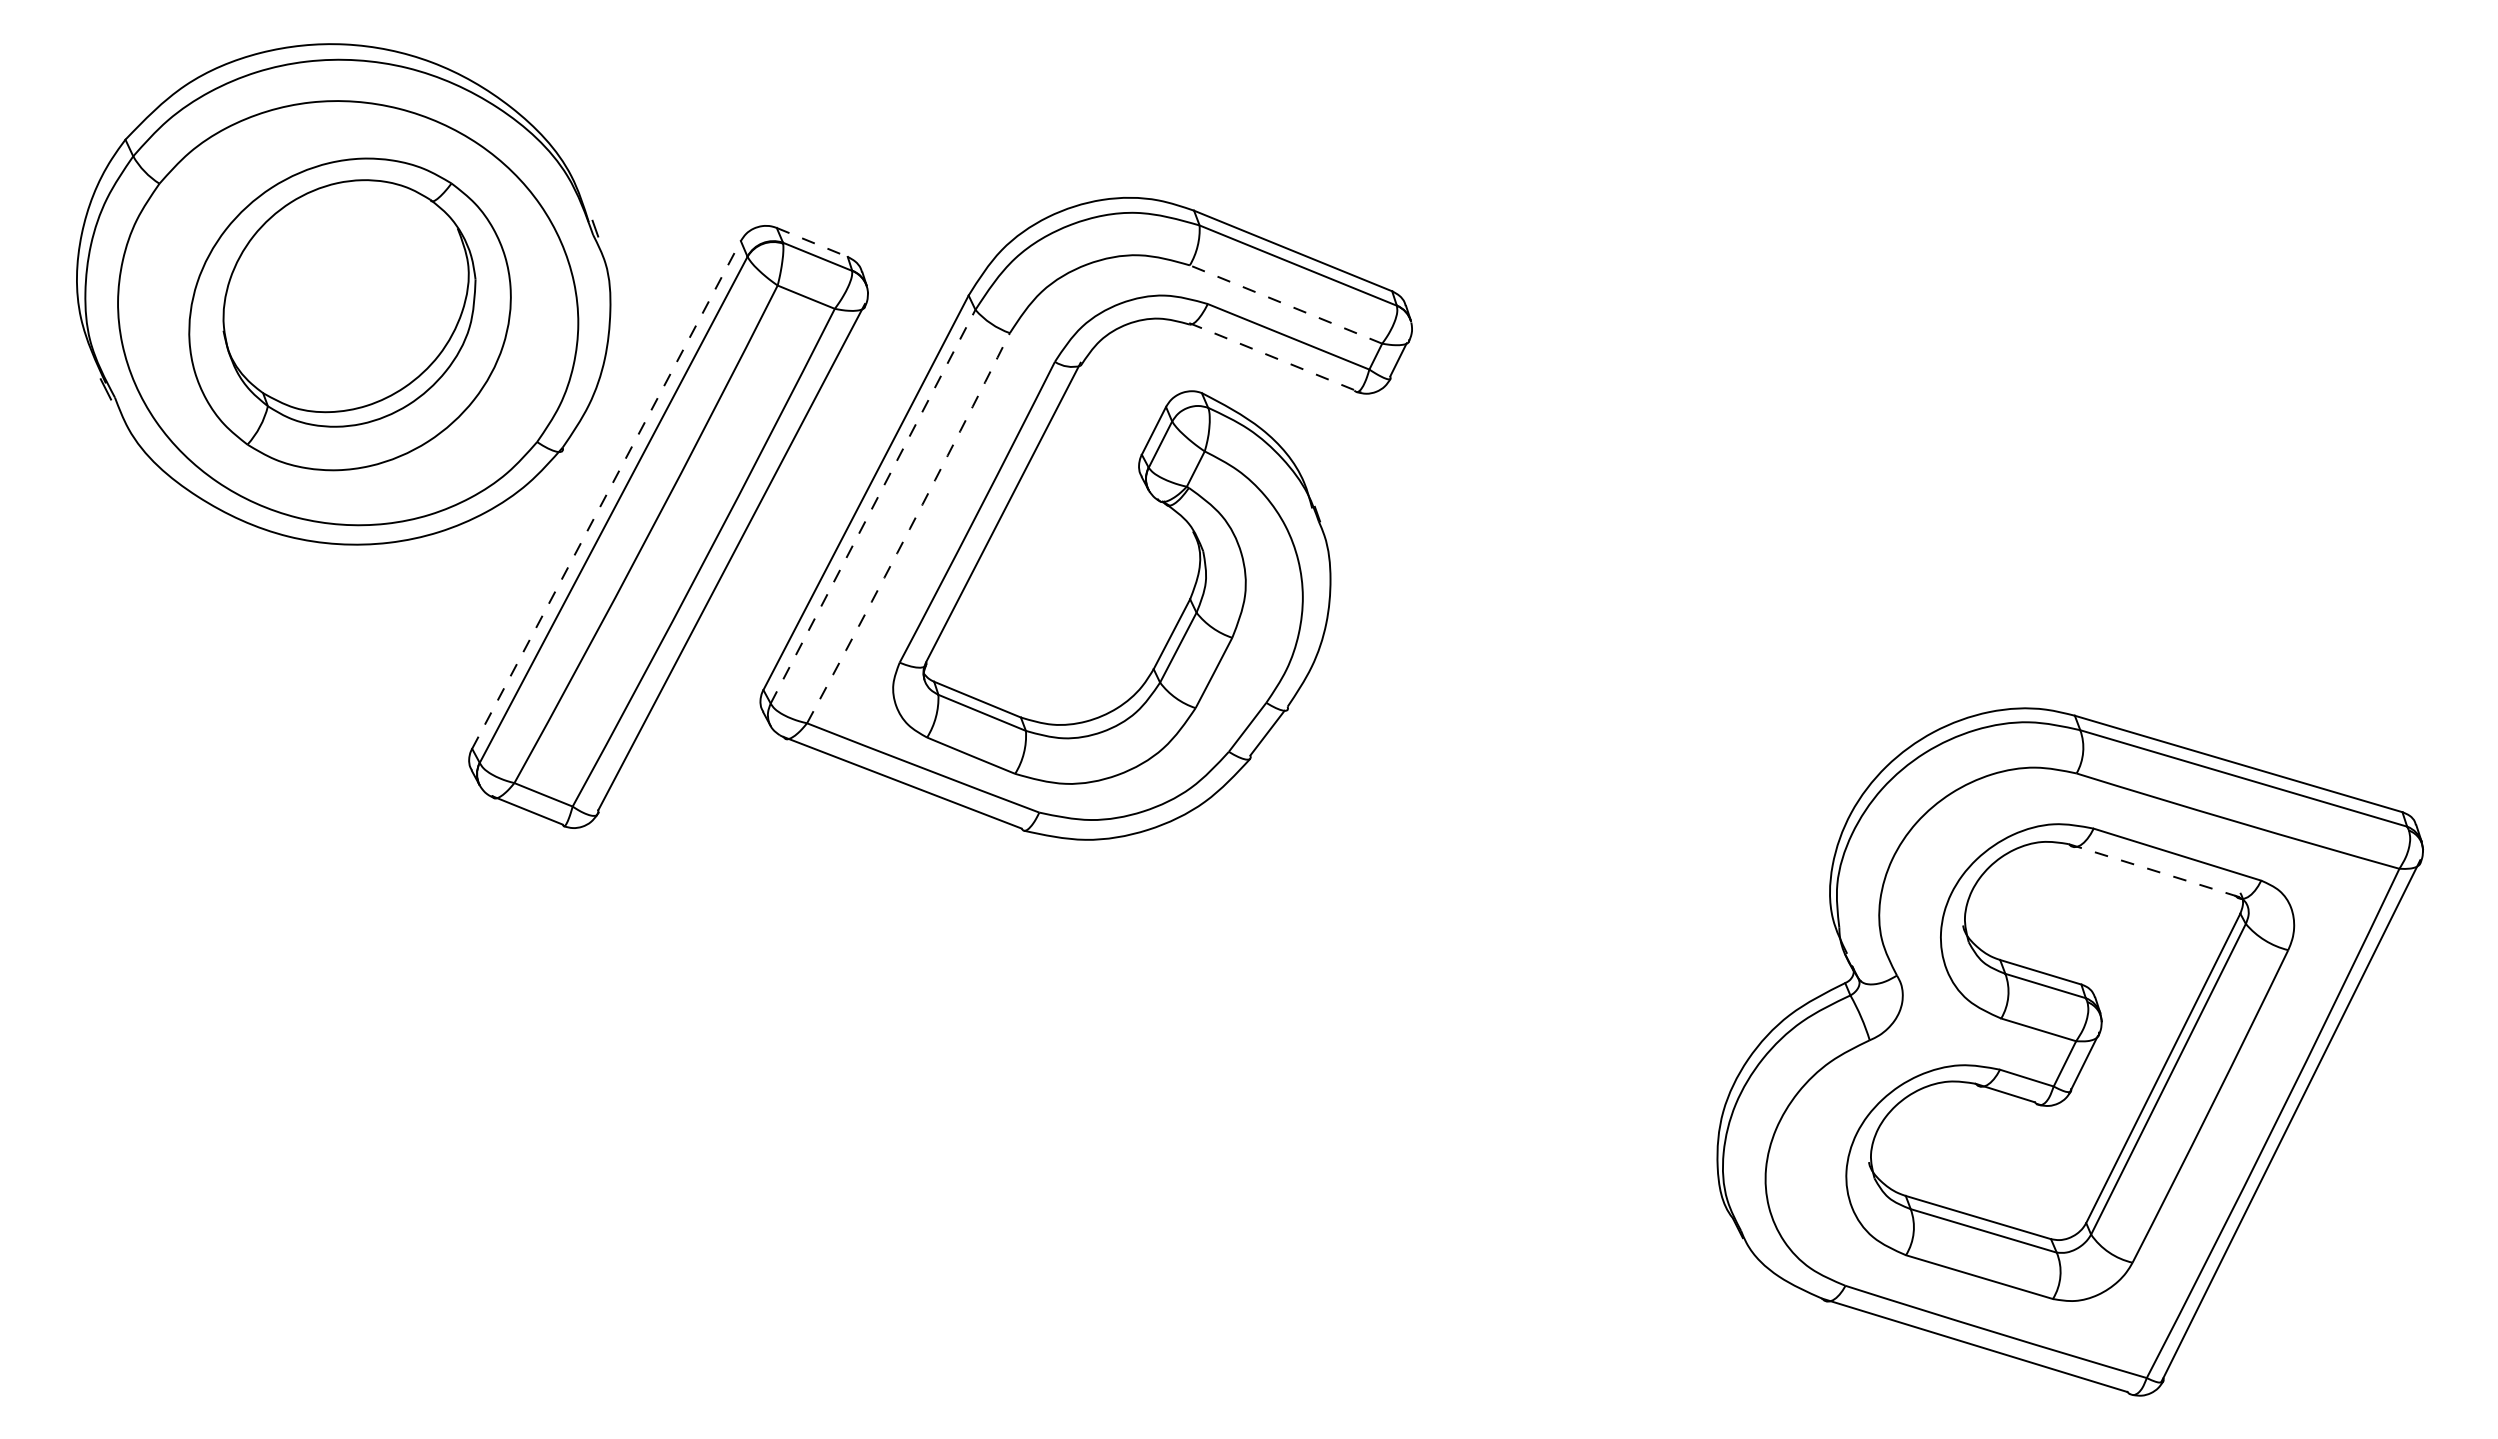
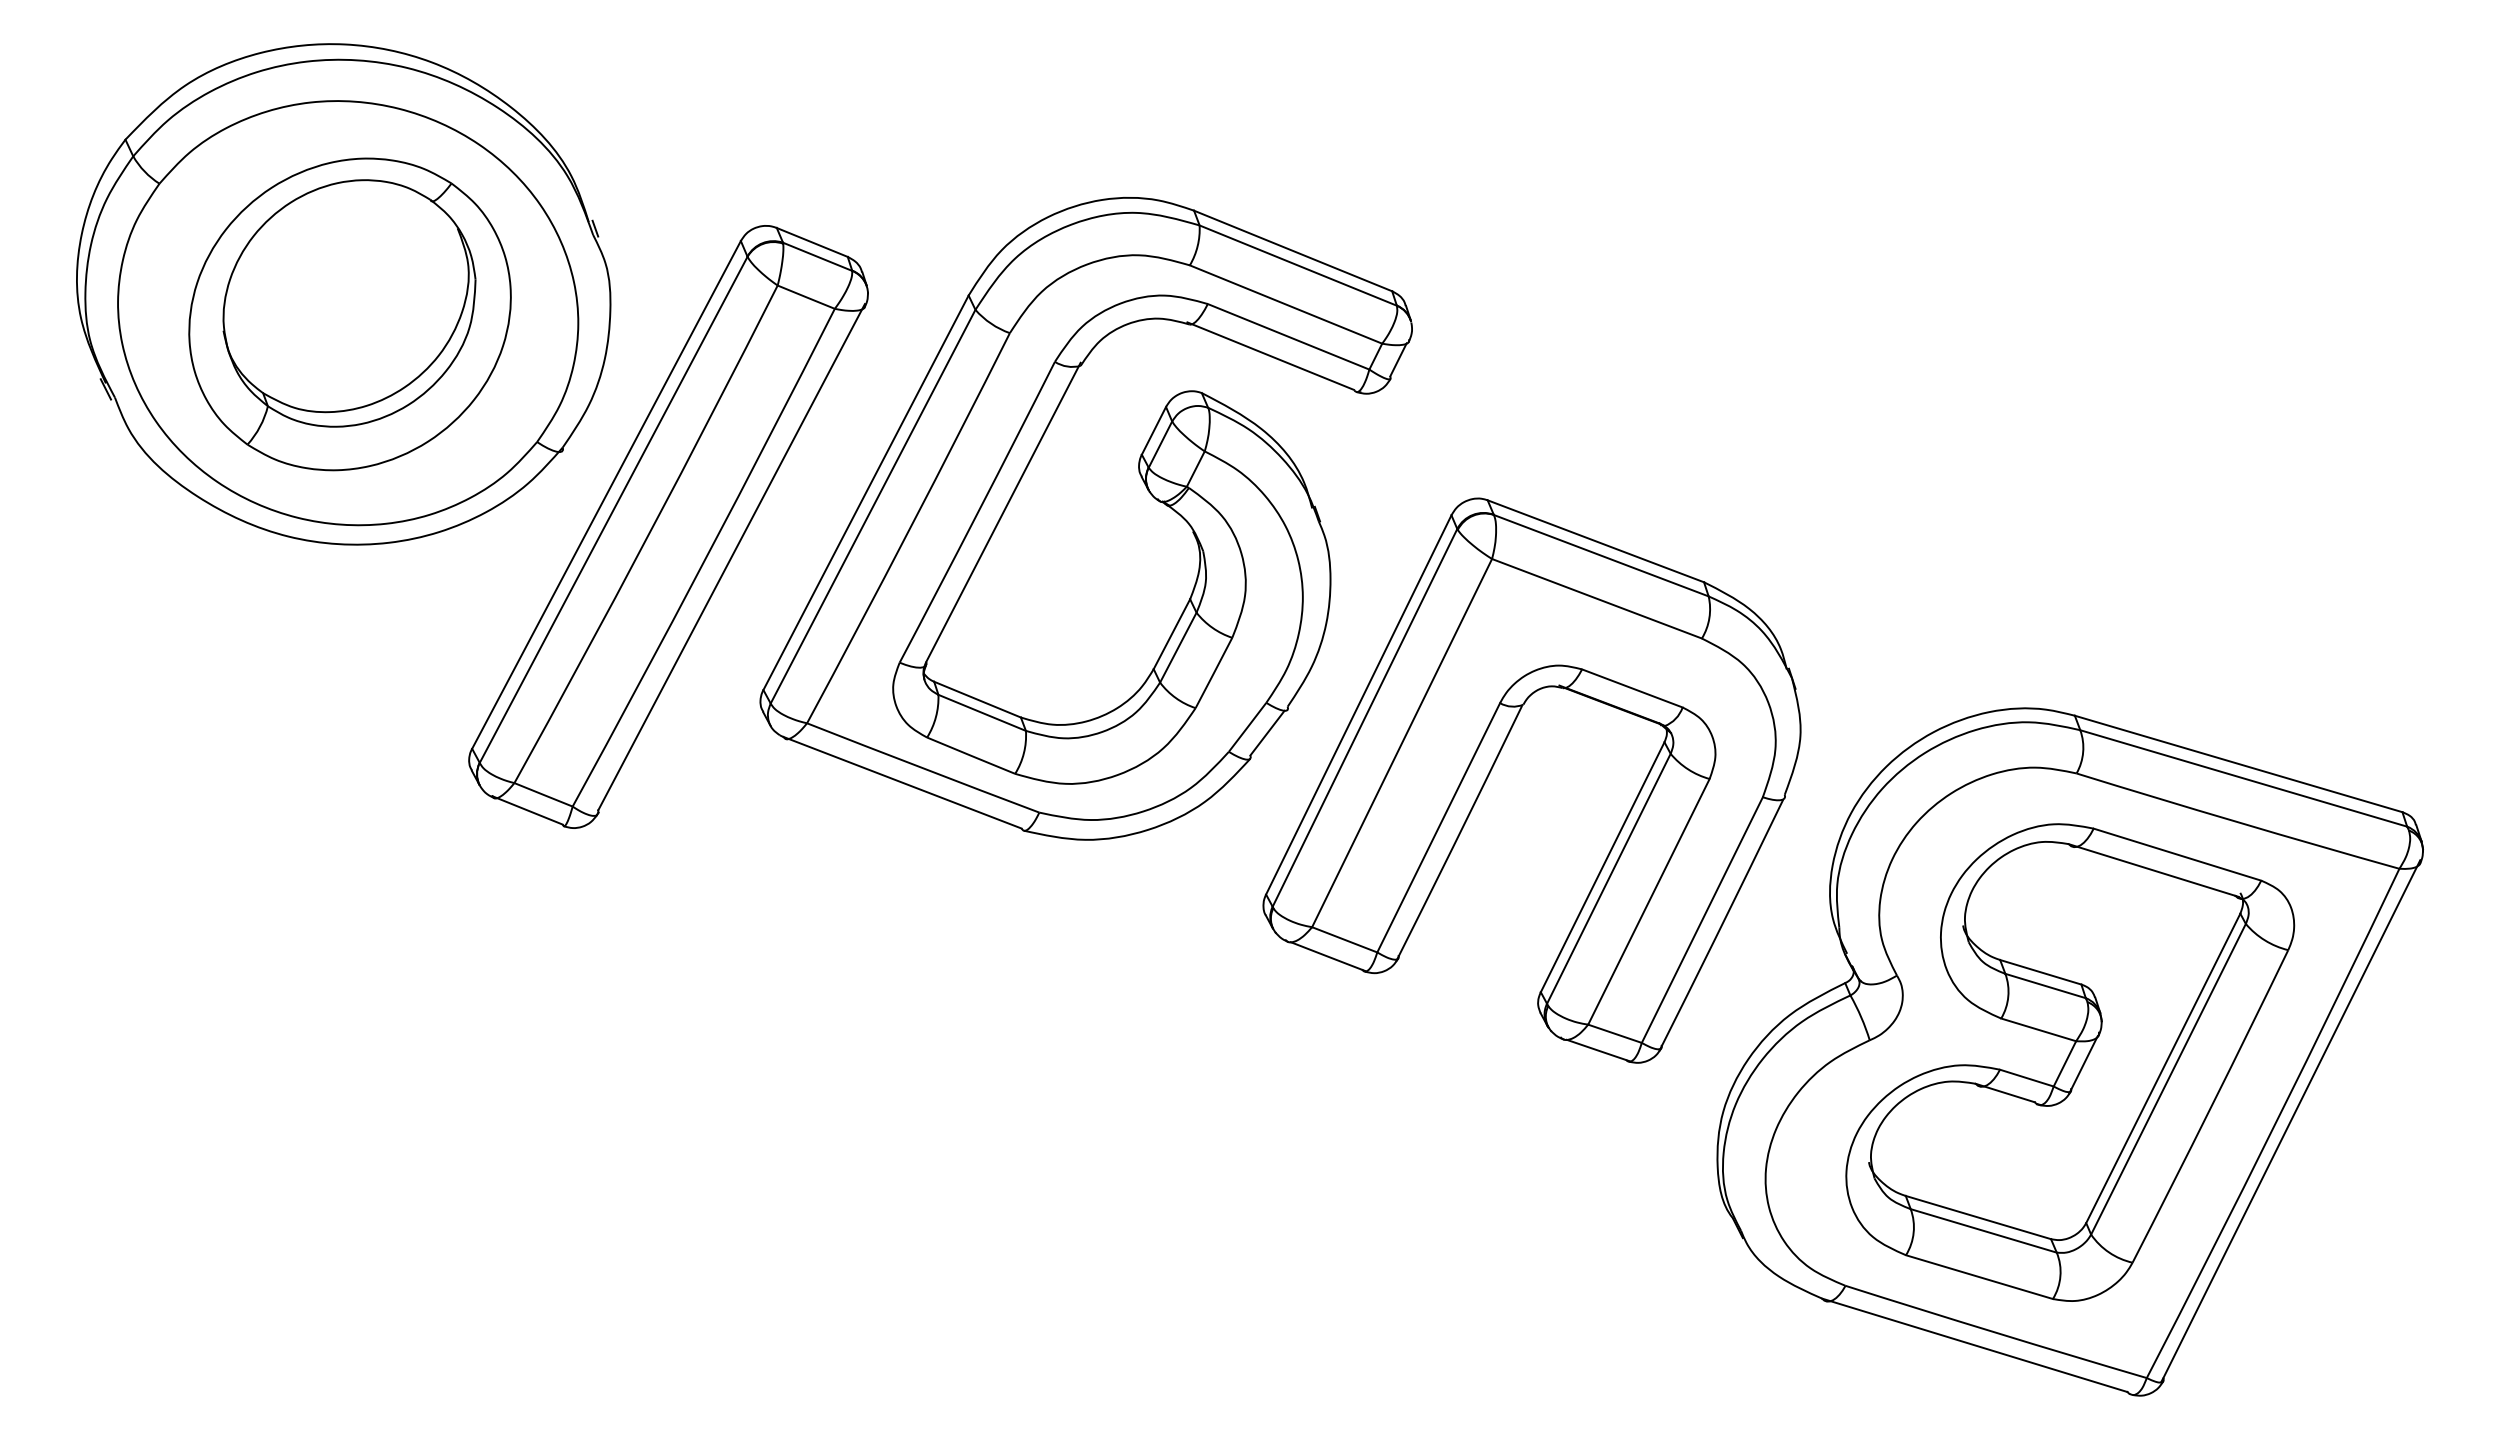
line: dashed -> solid (812, 242)
line: dashed -> solid (1286, 304)
line: dashed -> solid (1270, 356)
line: dashed -> solid (606, 494)
line: dashed -> solid (873, 506)
arc: dashed -> solid (909, 528)
part: none -> present (1495, 763)
line: dashed -> solid (2152, 870)
